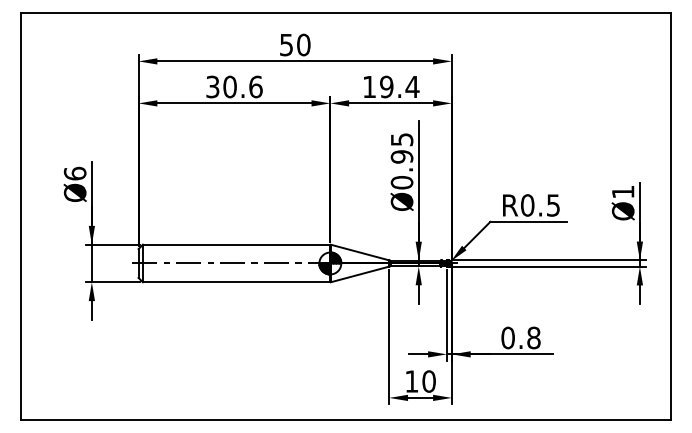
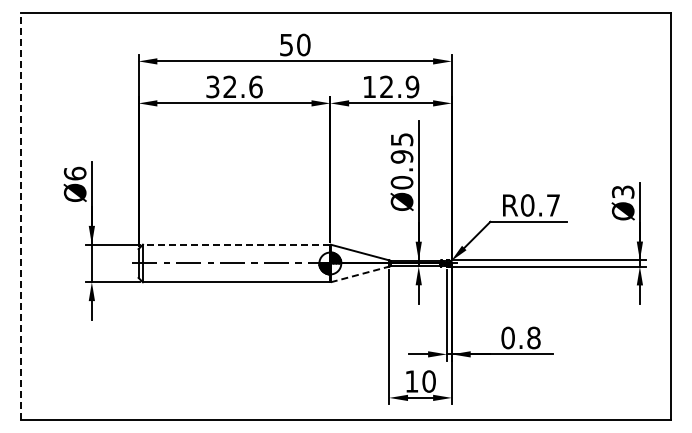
text: 30.6 -> 32.6 (229, 86)
text: 19.4 -> 12.9 (399, 86)
text: Ø1 -> Ø3 (622, 191)
text: R0.5 -> R0.7 (553, 205)
line: solid -> dashed (20, 216)
line: solid -> dashed (236, 244)
line: solid -> dashed (360, 274)
